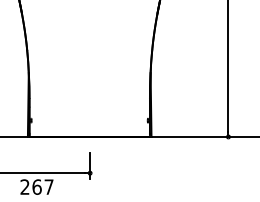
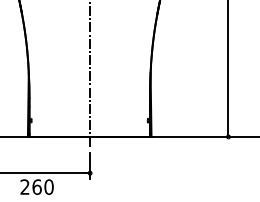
line: none -> present (90, 74)
text: 267 -> 260 (48, 186)
